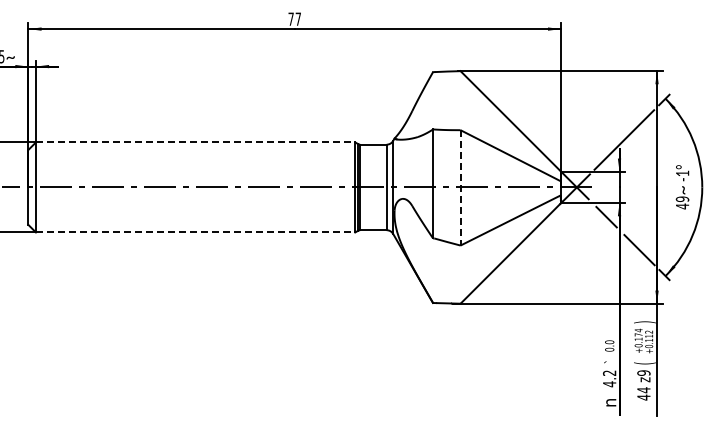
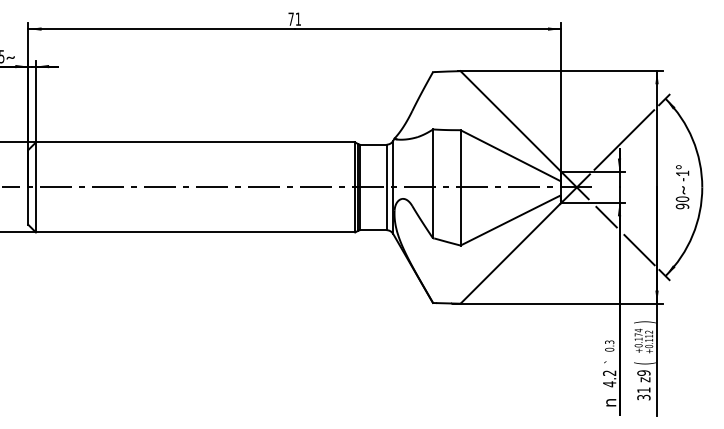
text: 77 -> 71 (297, 18)
line: dashed -> solid (195, 142)
line: dashed -> solid (460, 187)
text: 49 -> 90 (682, 202)
line: dashed -> solid (195, 232)
text: 0.0 -> 0.3 (609, 342)
text: 44 -> 31 (643, 393)
